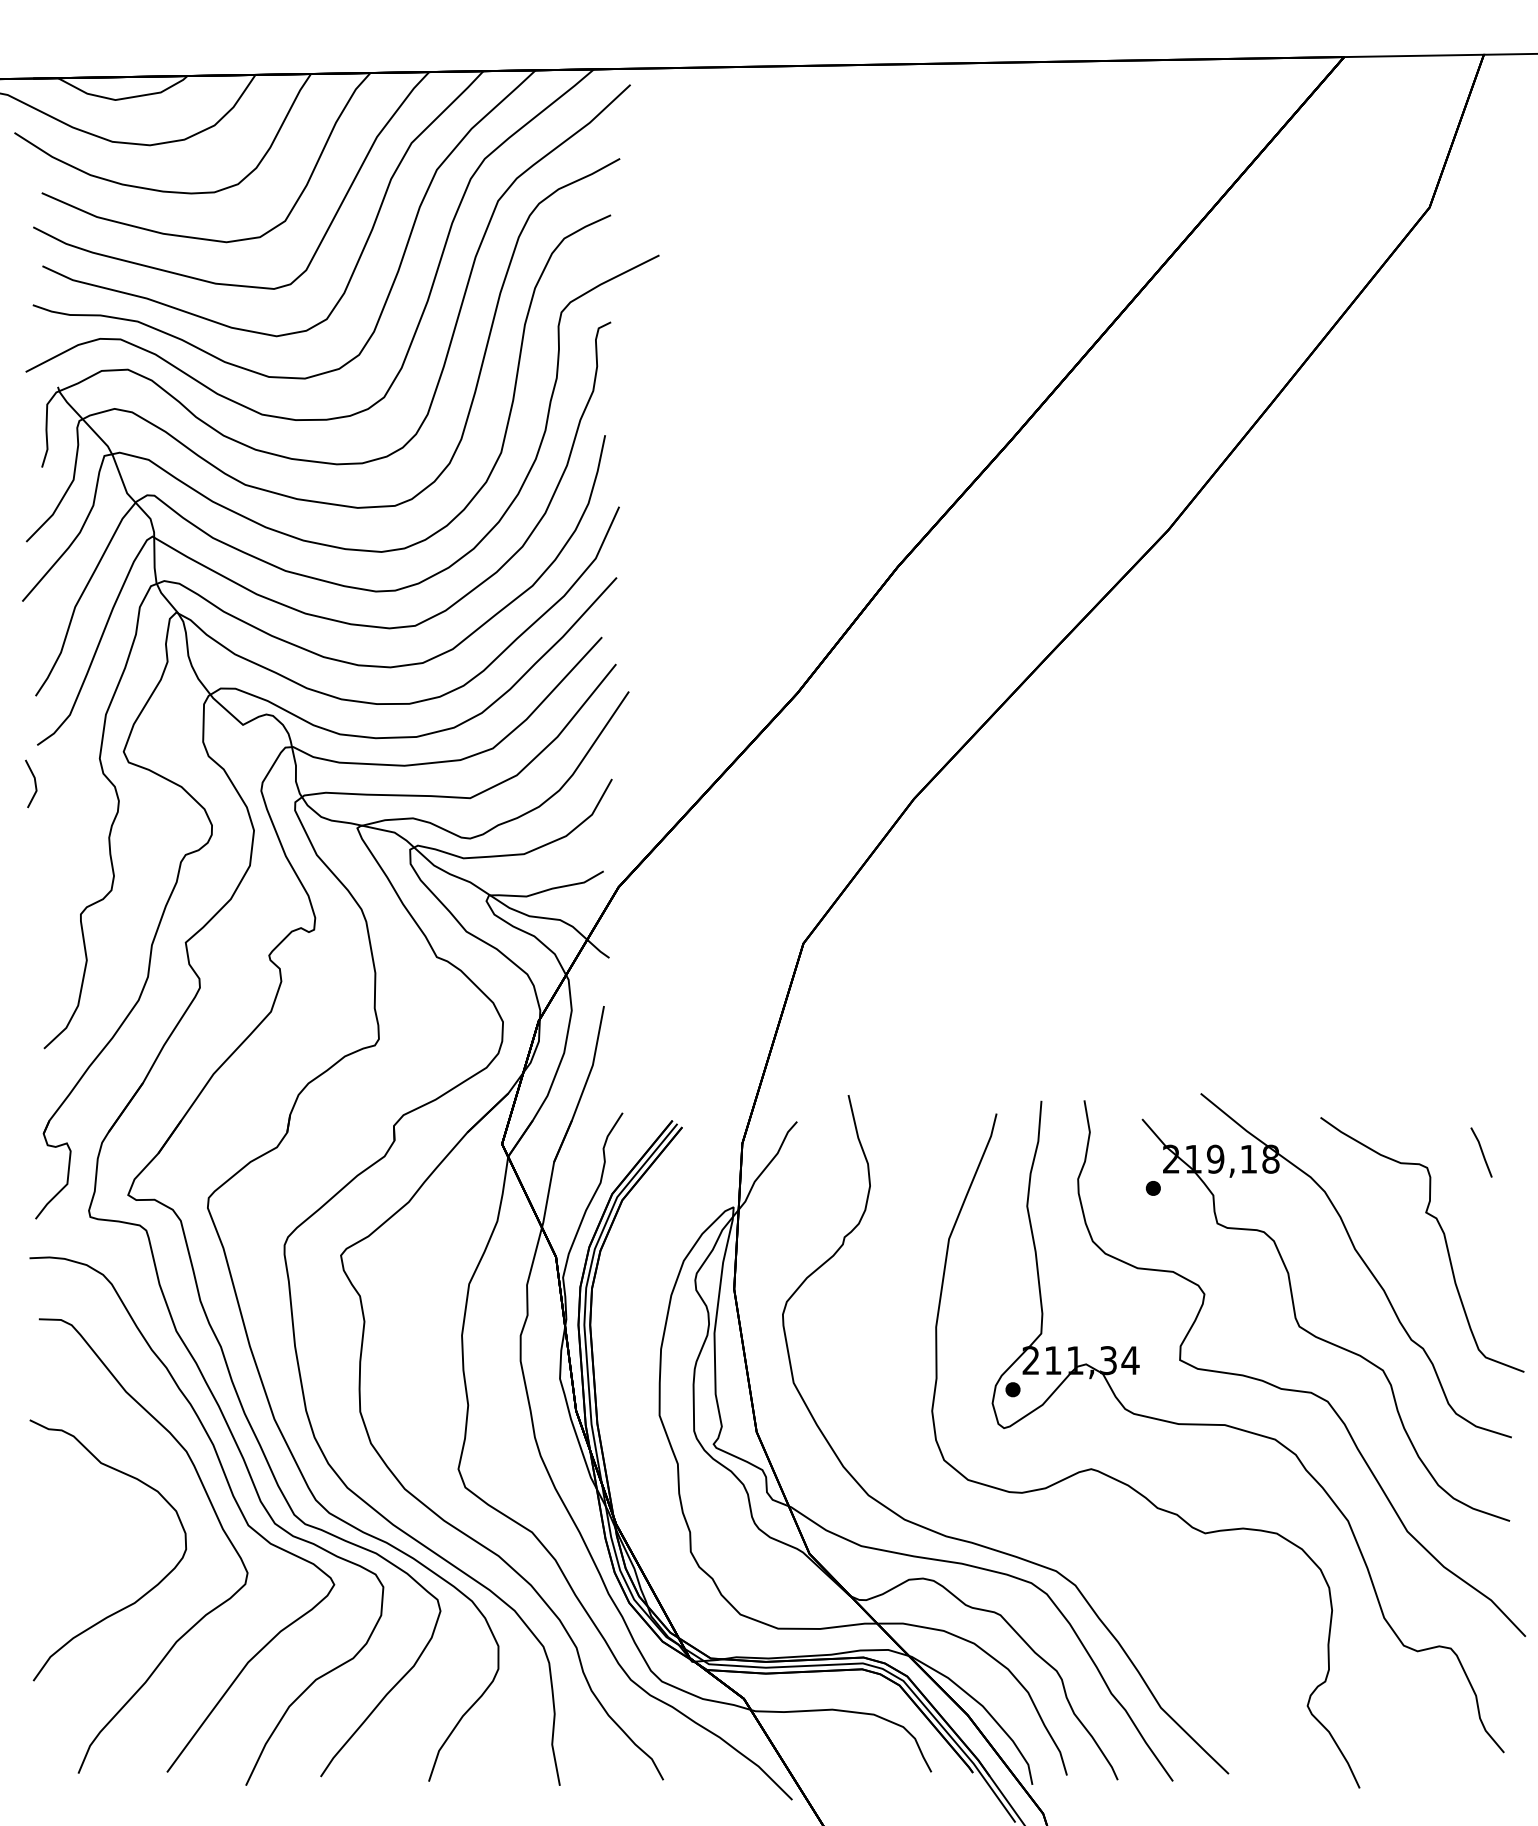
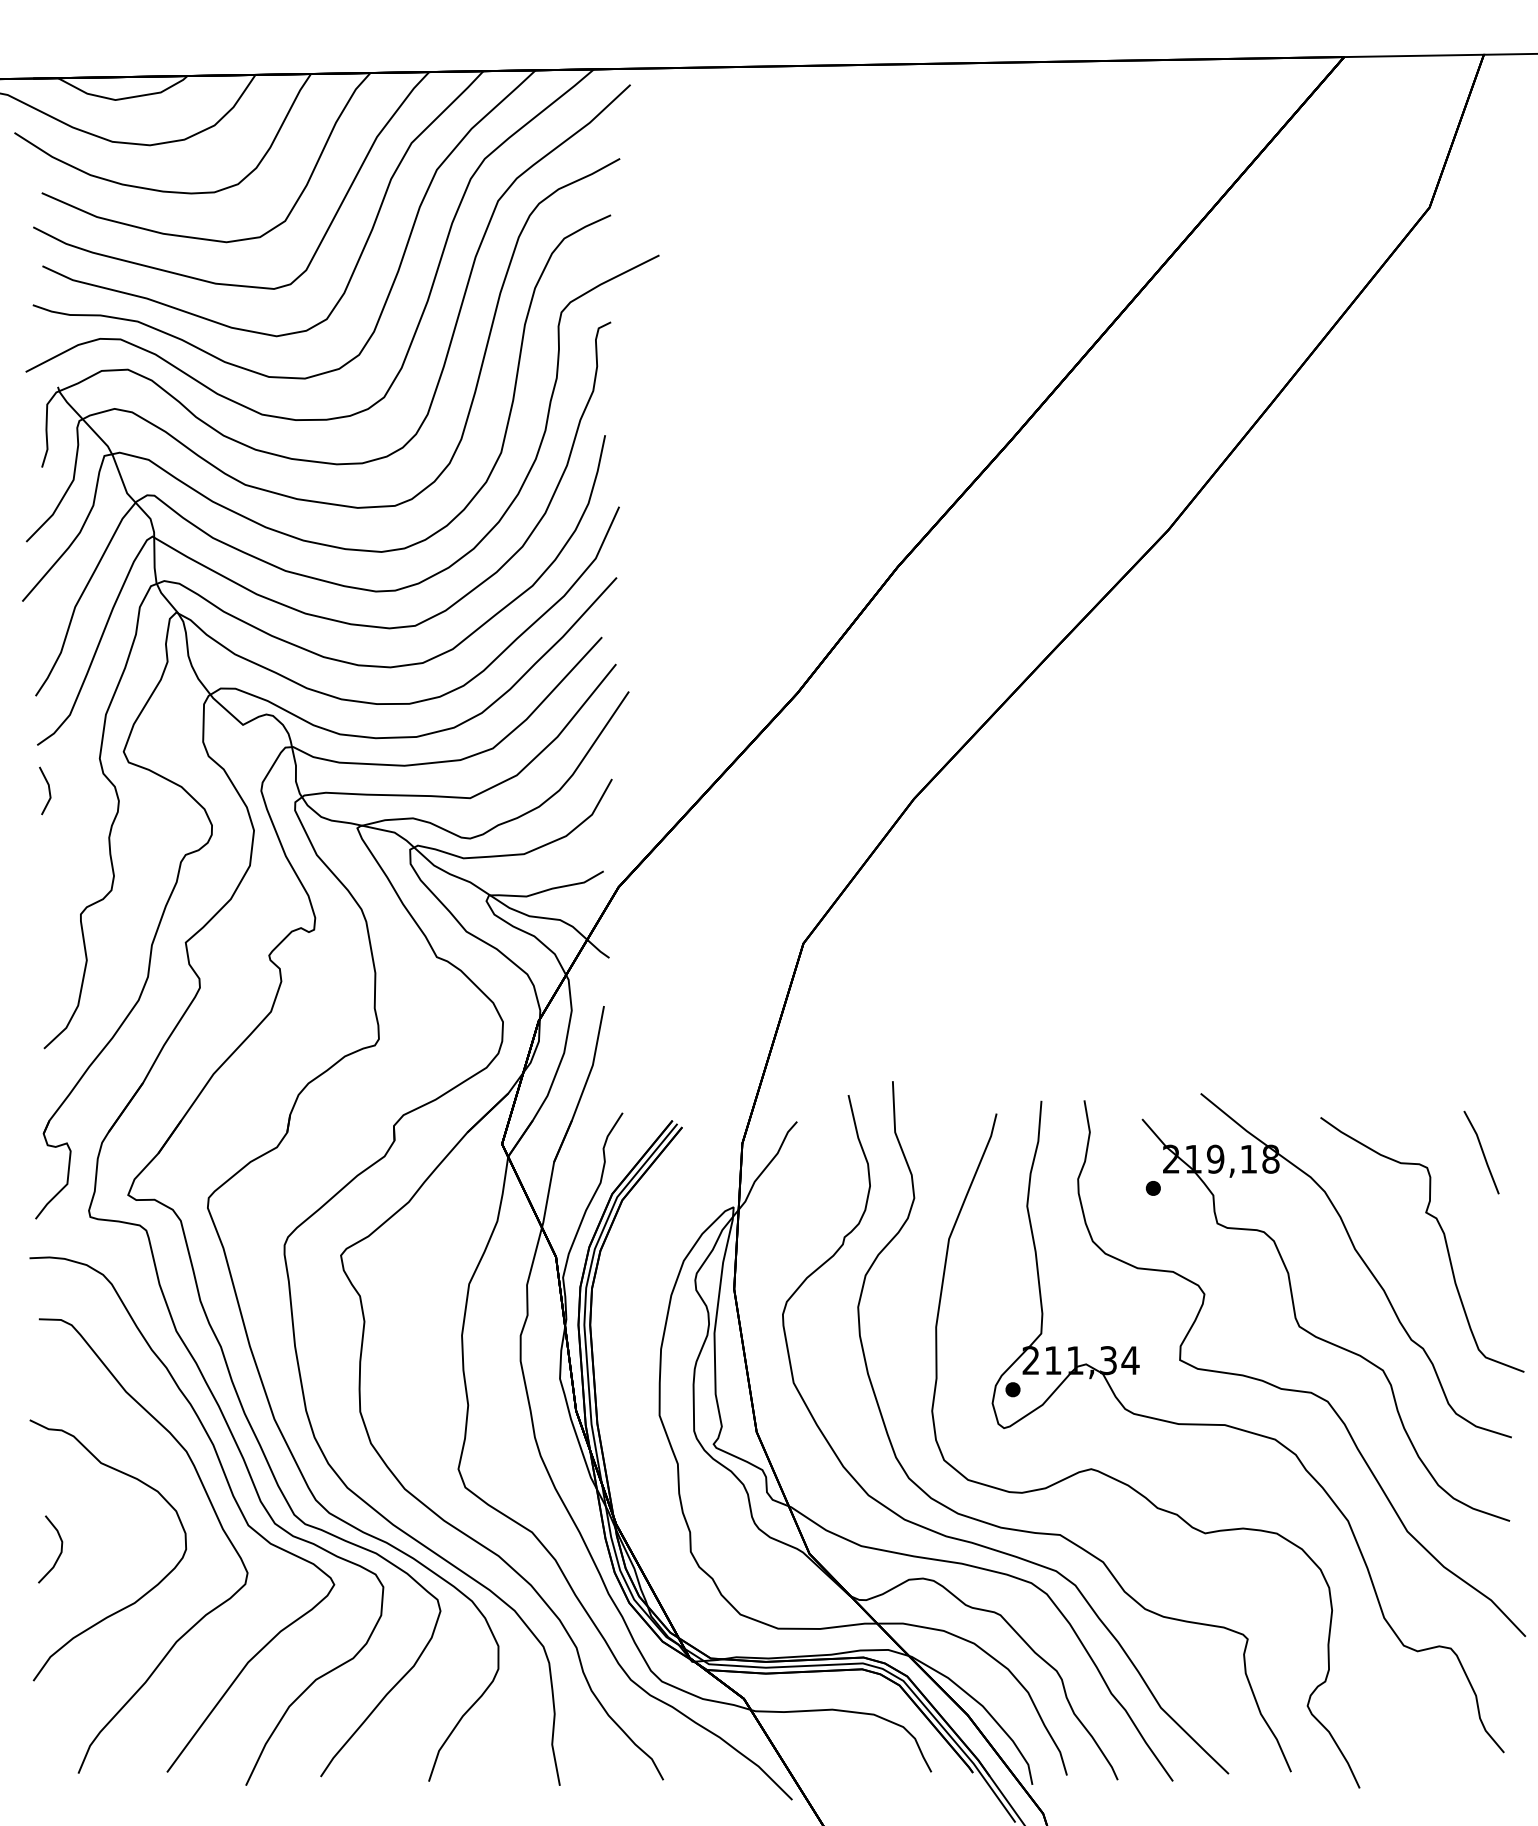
line position: (34, 783) -> (48, 790) (48, 790)
part size: 23x51 px -> 37x85 px (1481, 1152)
curve: none -> present (1057, 1533)
curve: none -> present (59, 1553)
